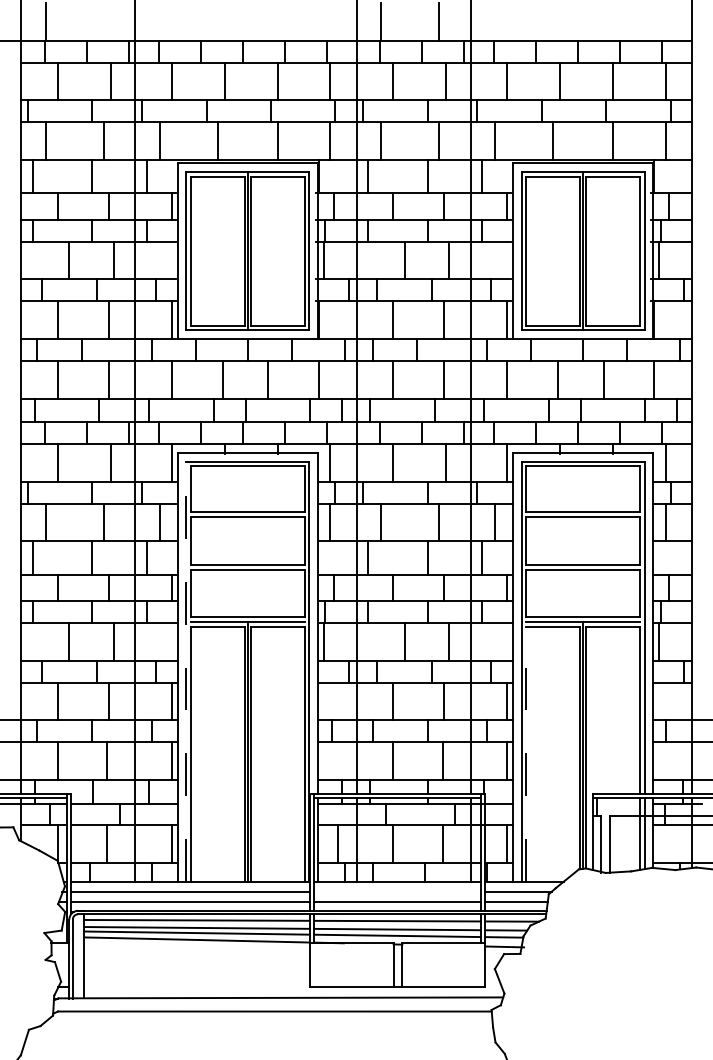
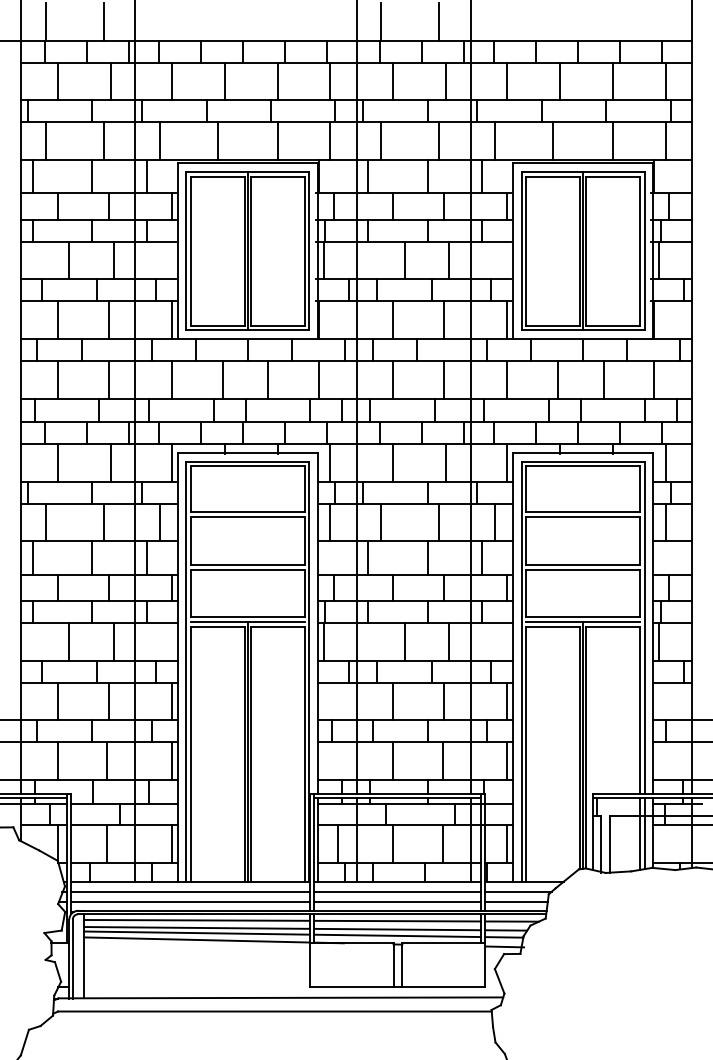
line: none -> present (103, 21)
line: dashed -> solid (186, 671)
line: dashed -> solid (526, 754)
line: none -> present (397, 891)
